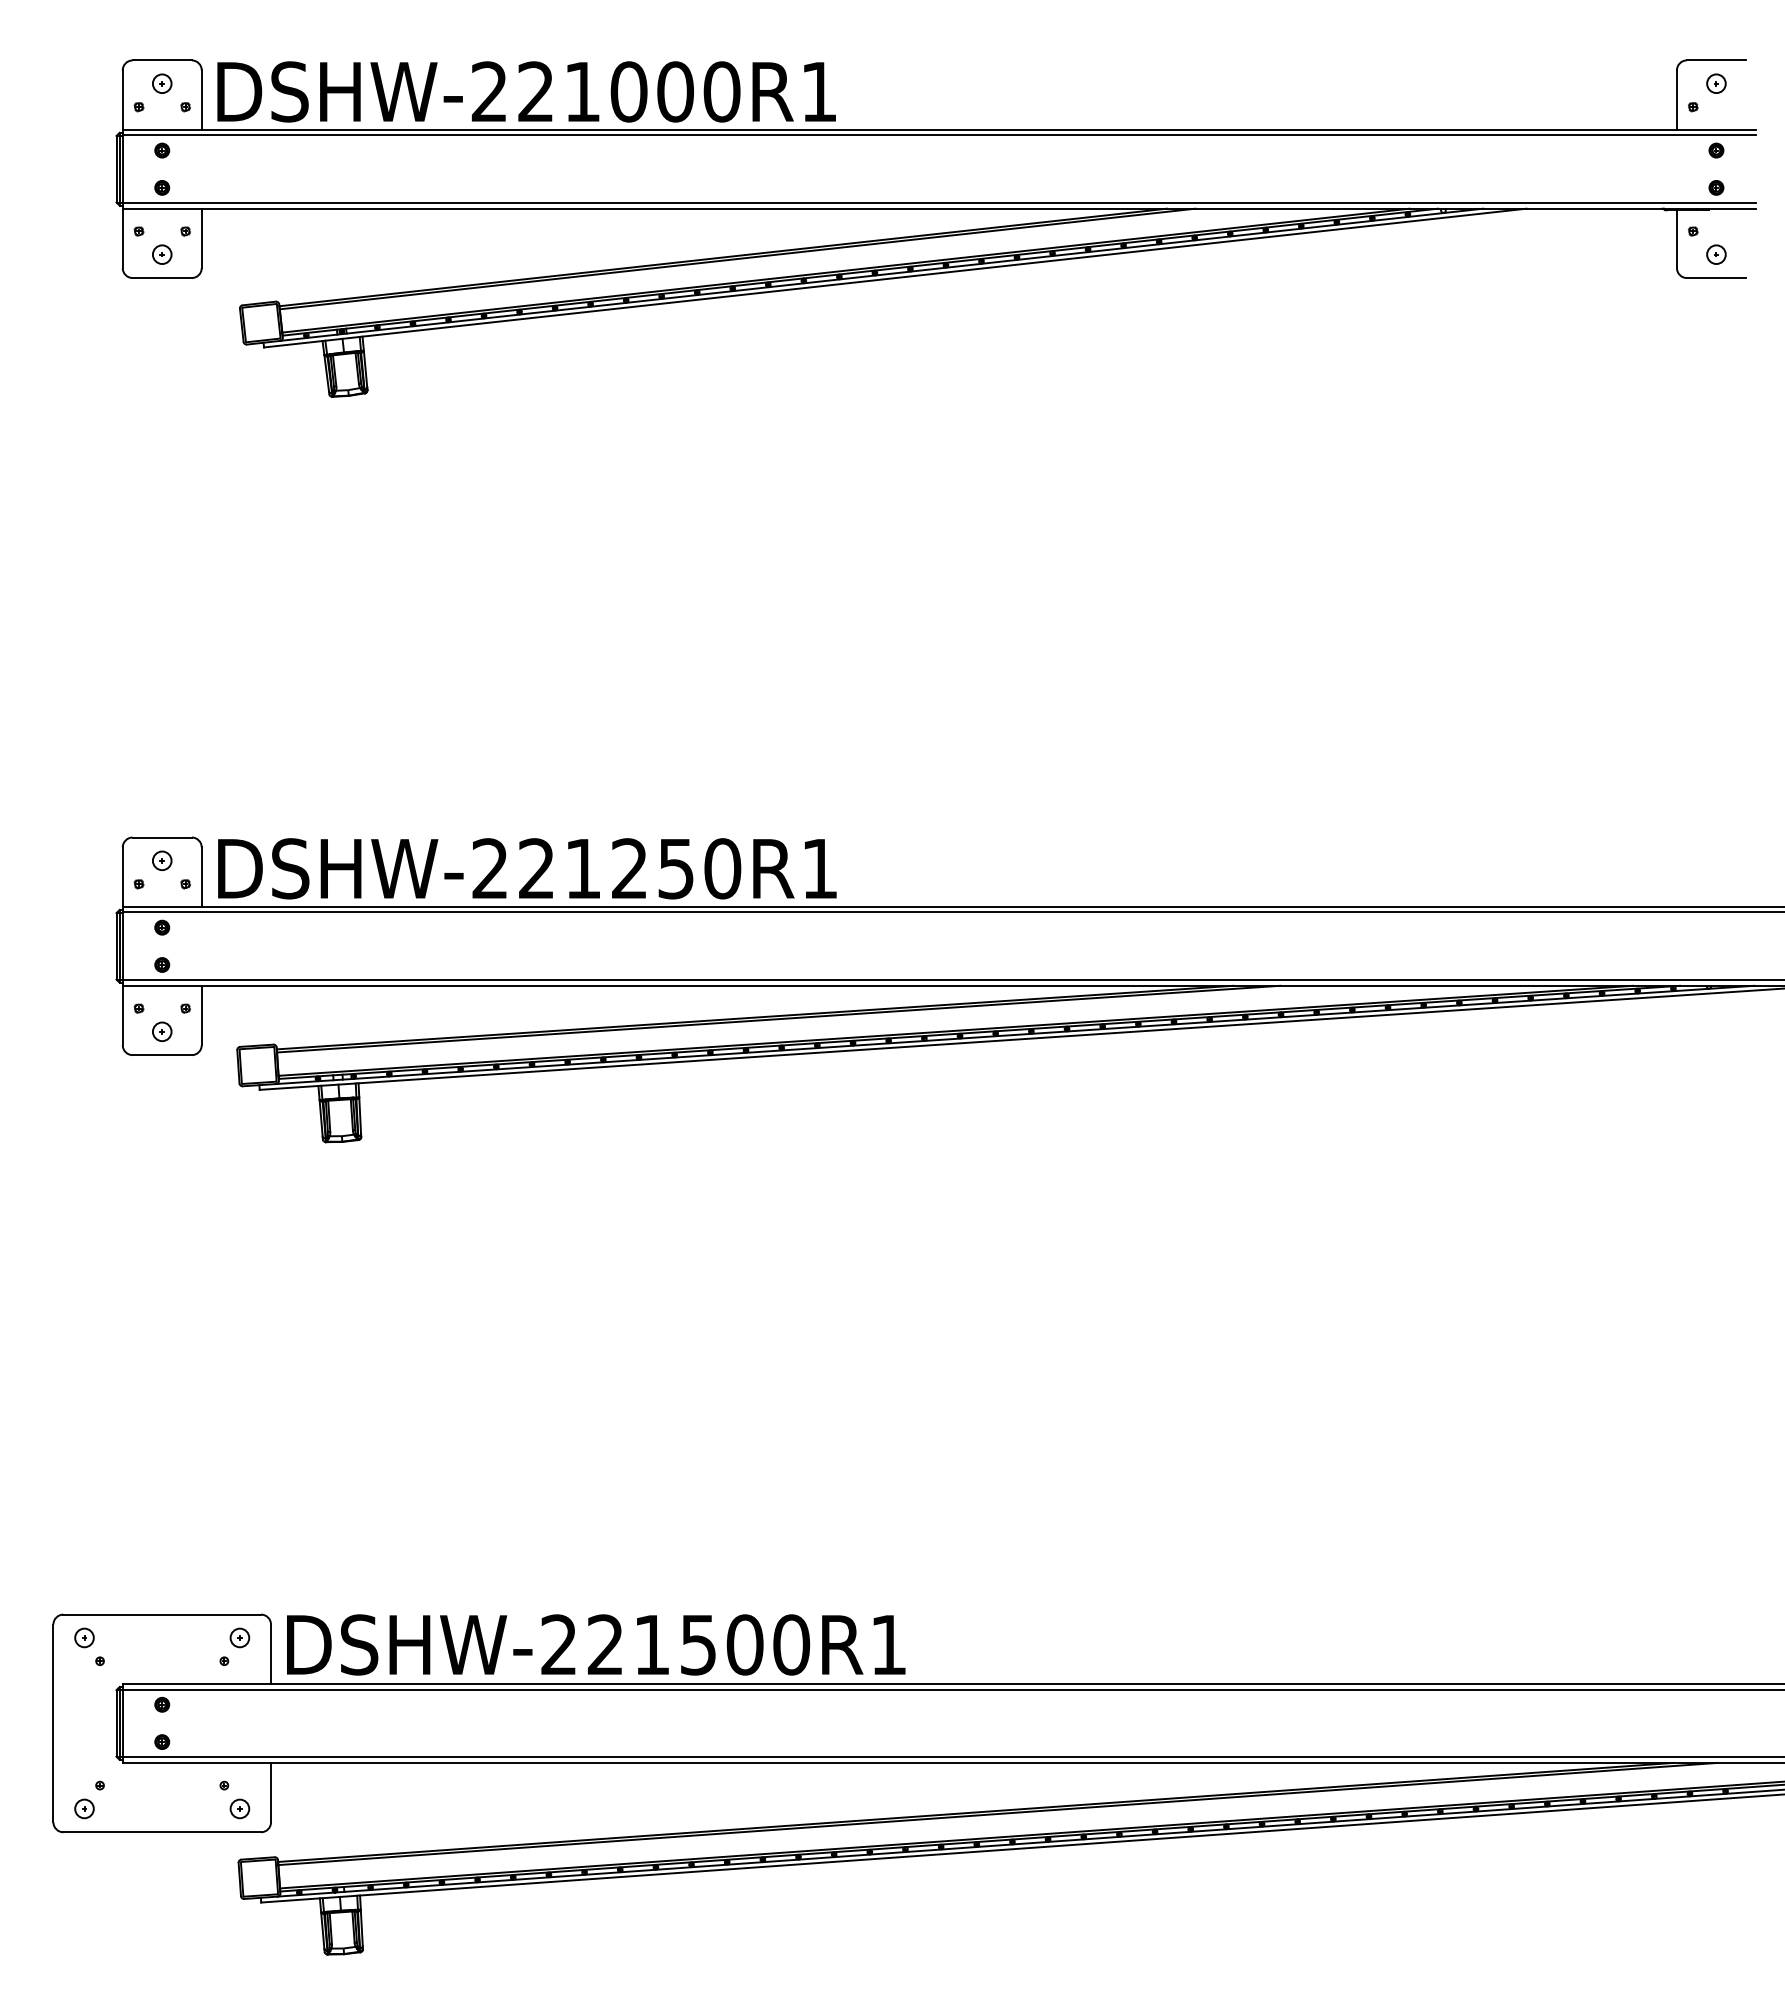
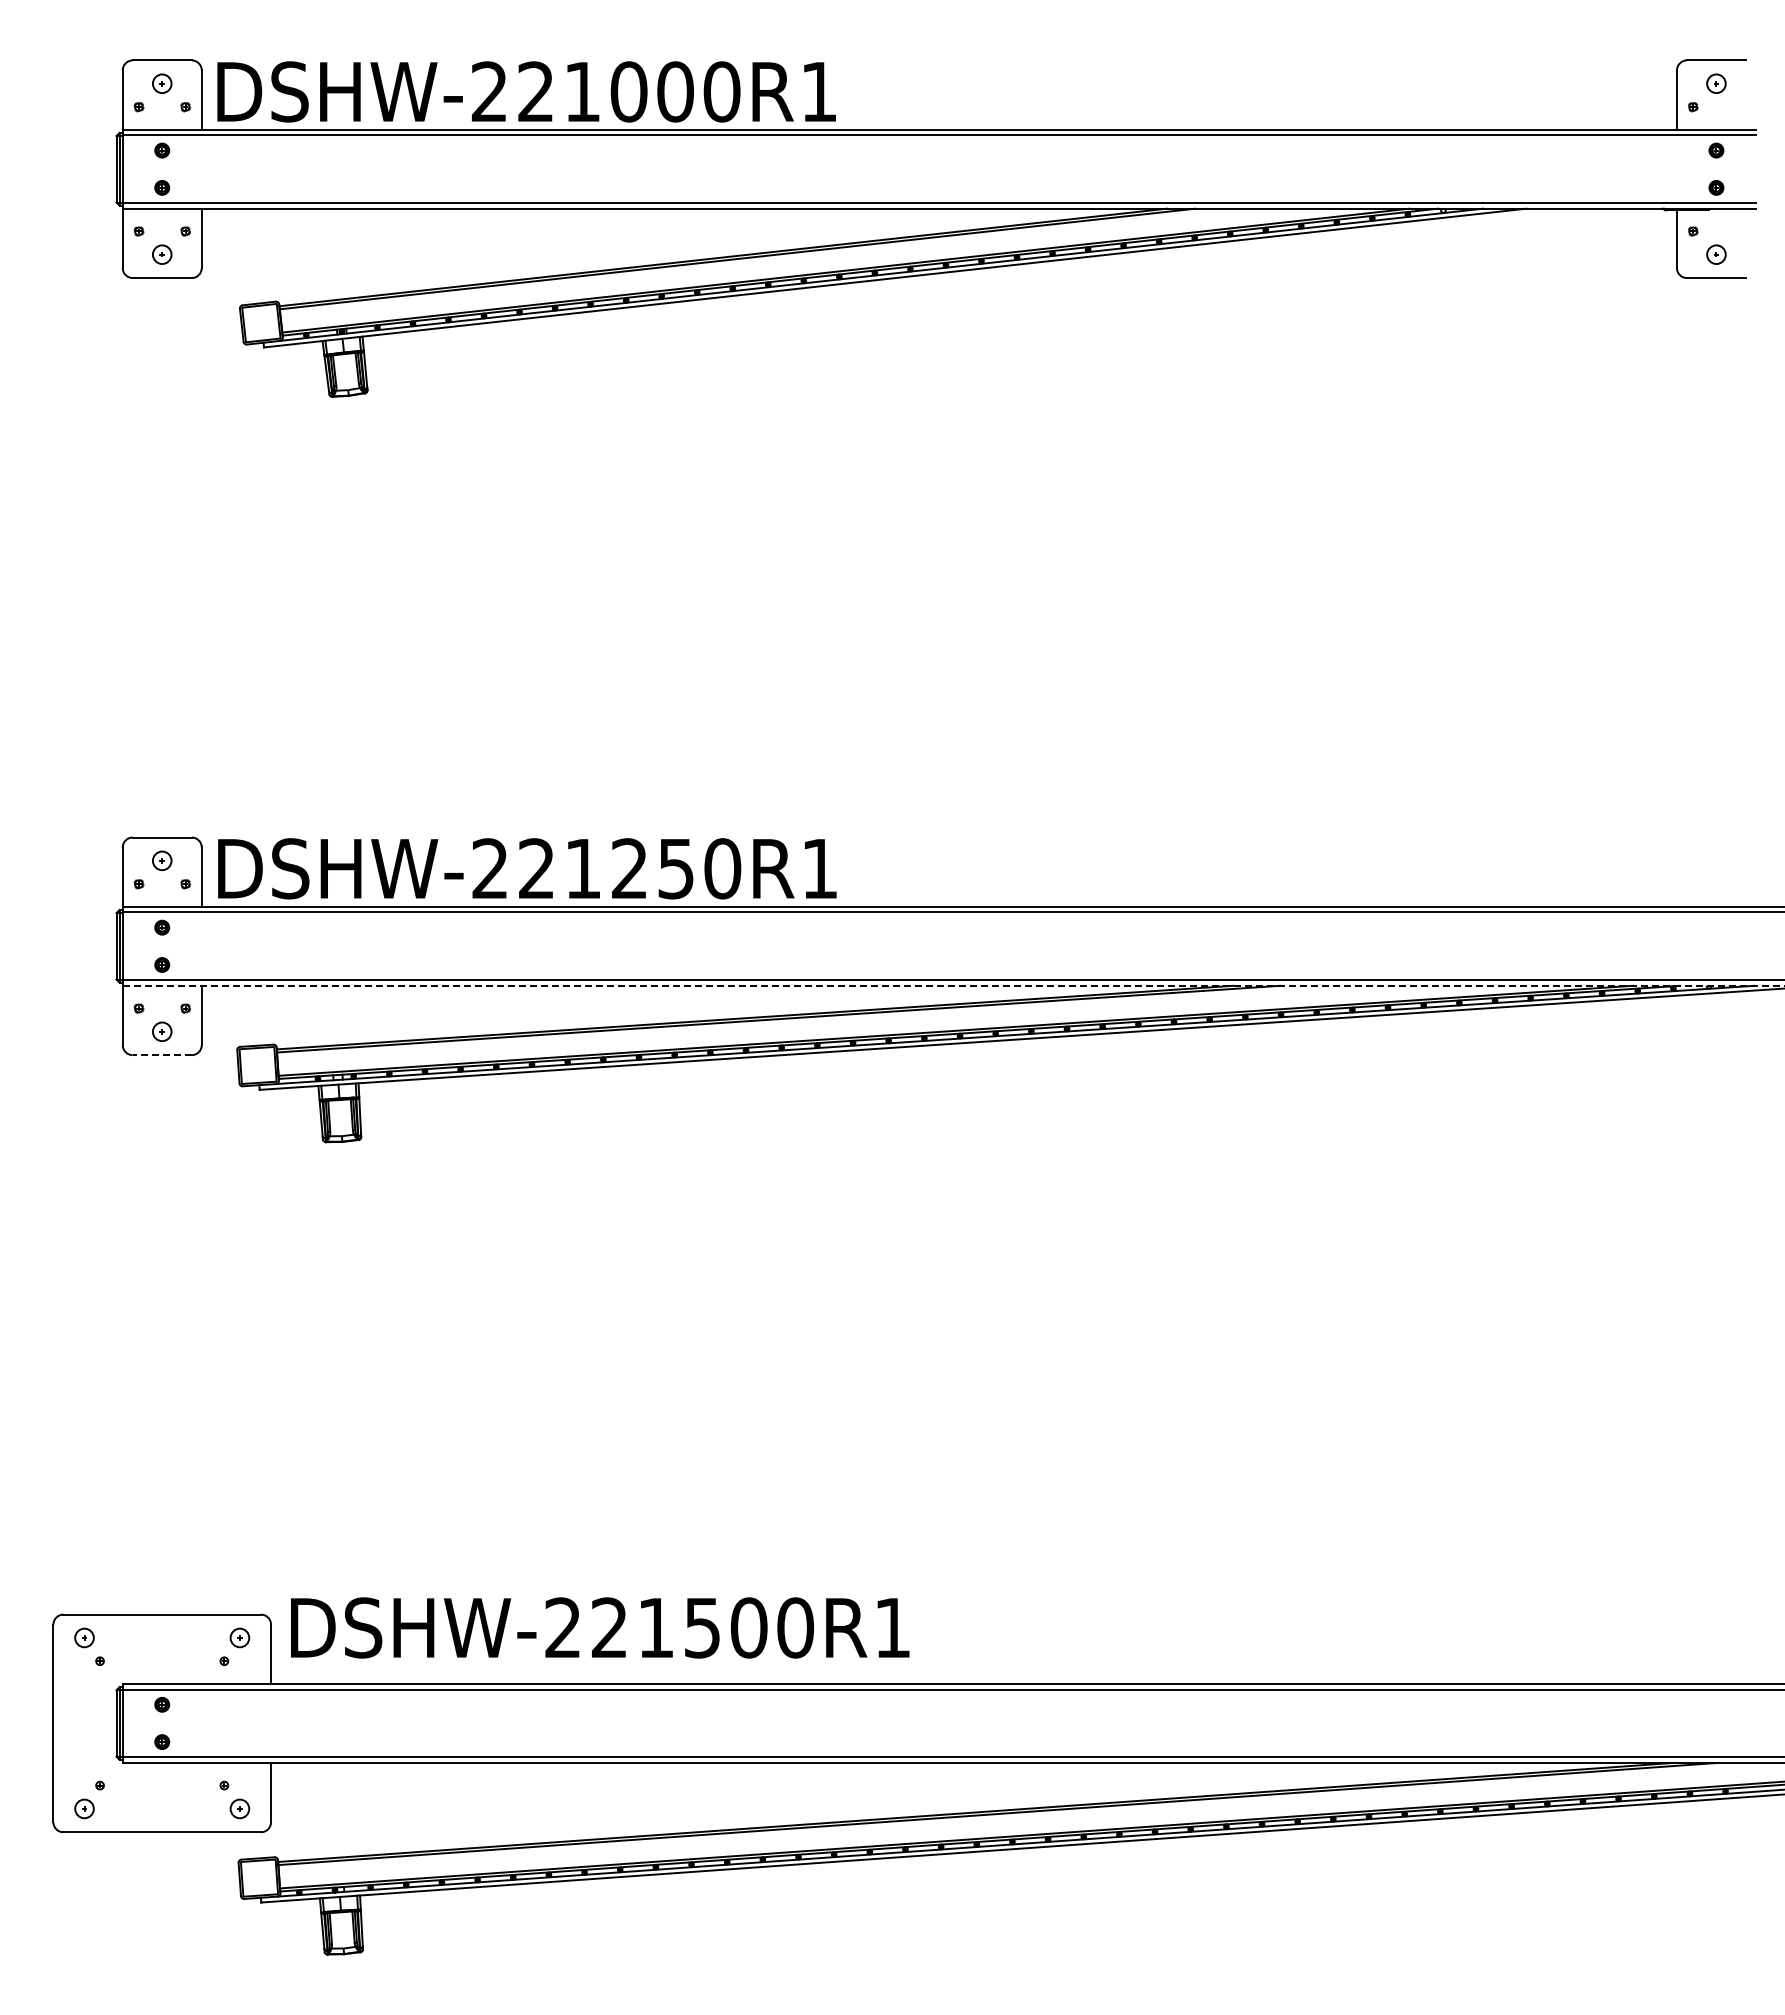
line: solid -> dashed (953, 985)
line: solid -> dashed (162, 1055)
text position: (596, 1644) -> (600, 1627) (600, 1627)
